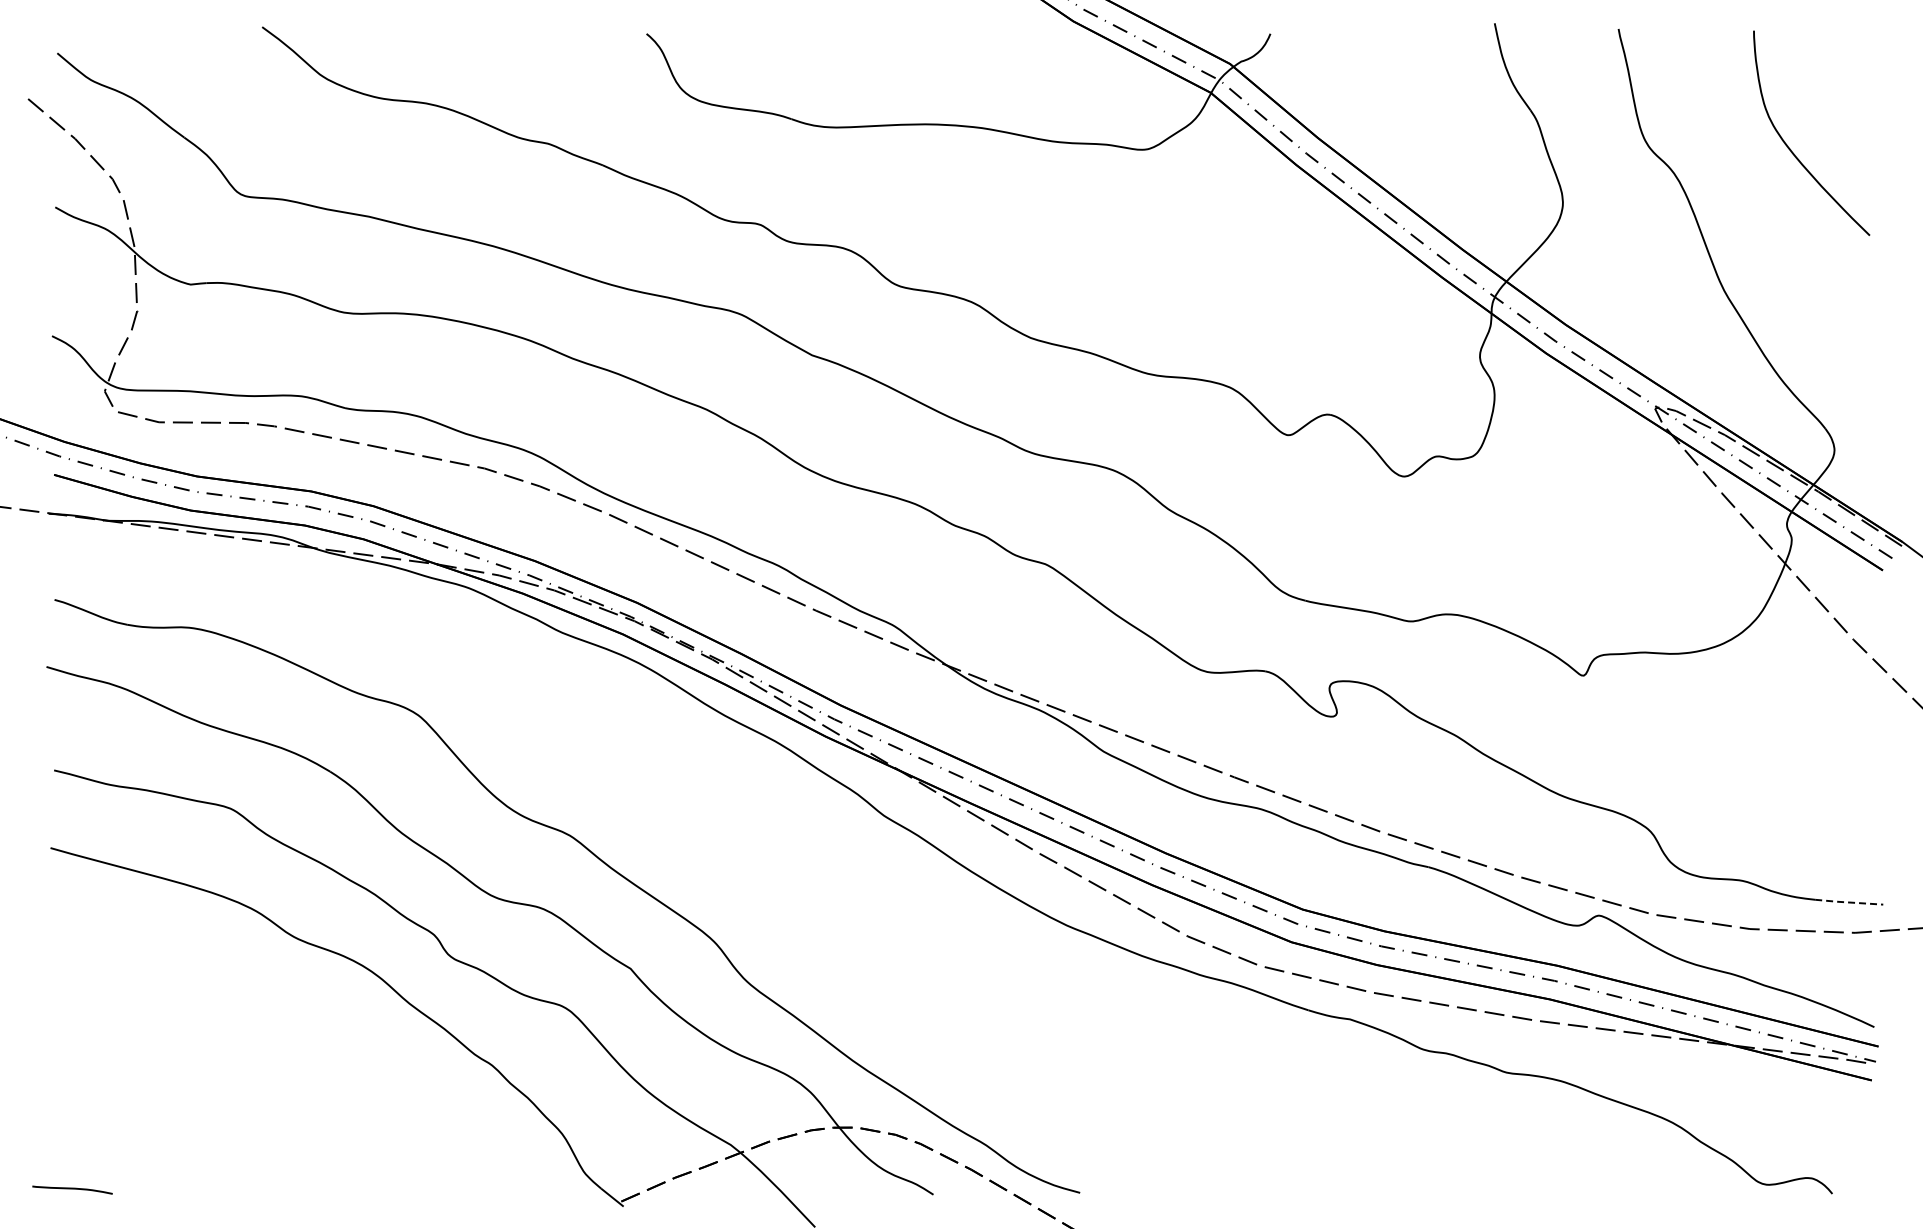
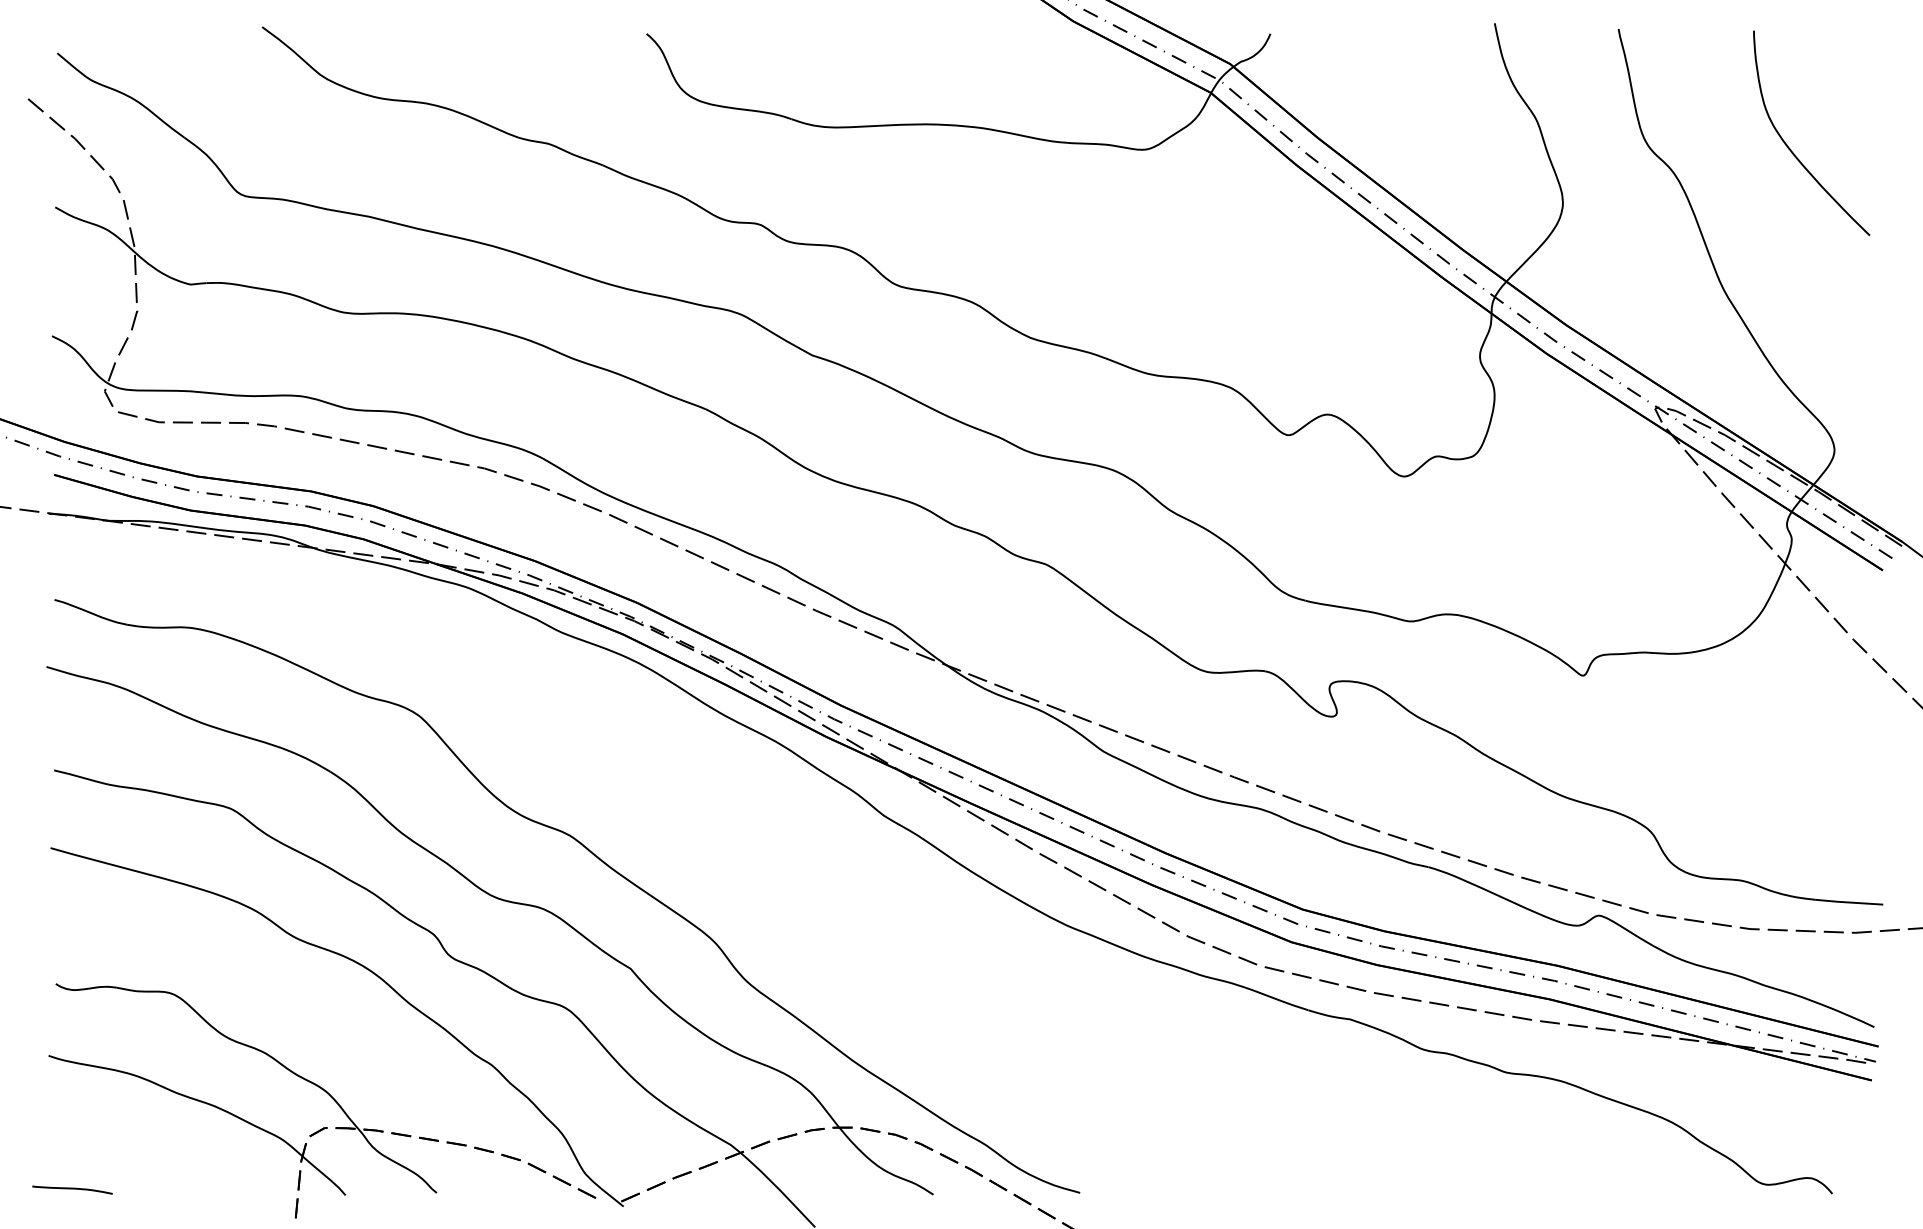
line: dashed -> solid (1848, 902)
part: none -> present (327, 1094)
